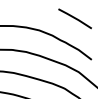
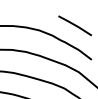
line position: (74, 18) -> (74, 25) (74, 25)
